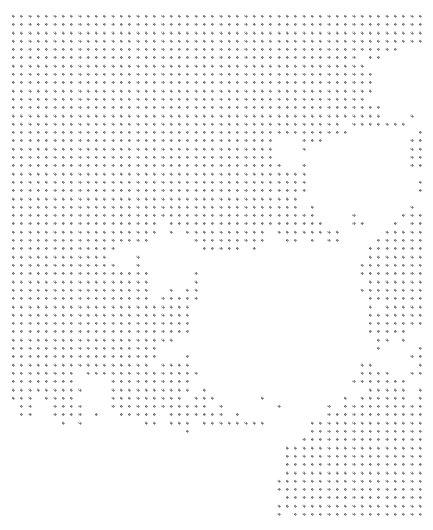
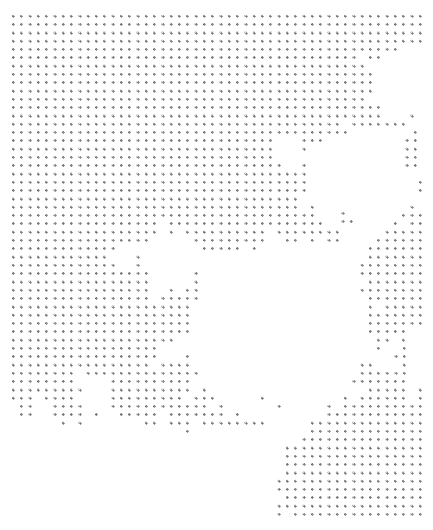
part position: (415, 148) -> (410, 148) (410, 148)
part position: (357, 219) -> (346, 217) (346, 217)
part position: (415, 360) -> (399, 360) (399, 360)
